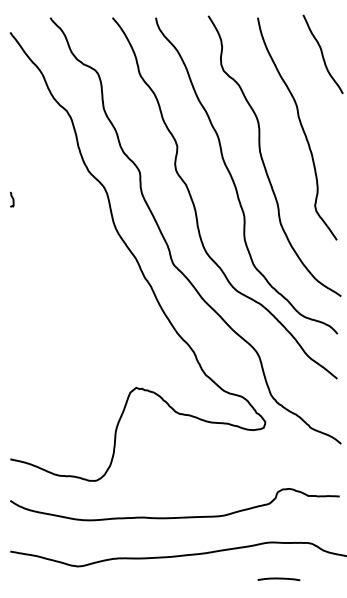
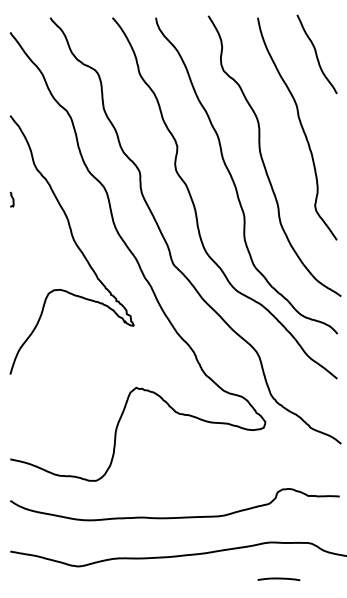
curve position: (322, 54) -> (316, 54) (316, 54)
curve: none -> present (74, 243)
